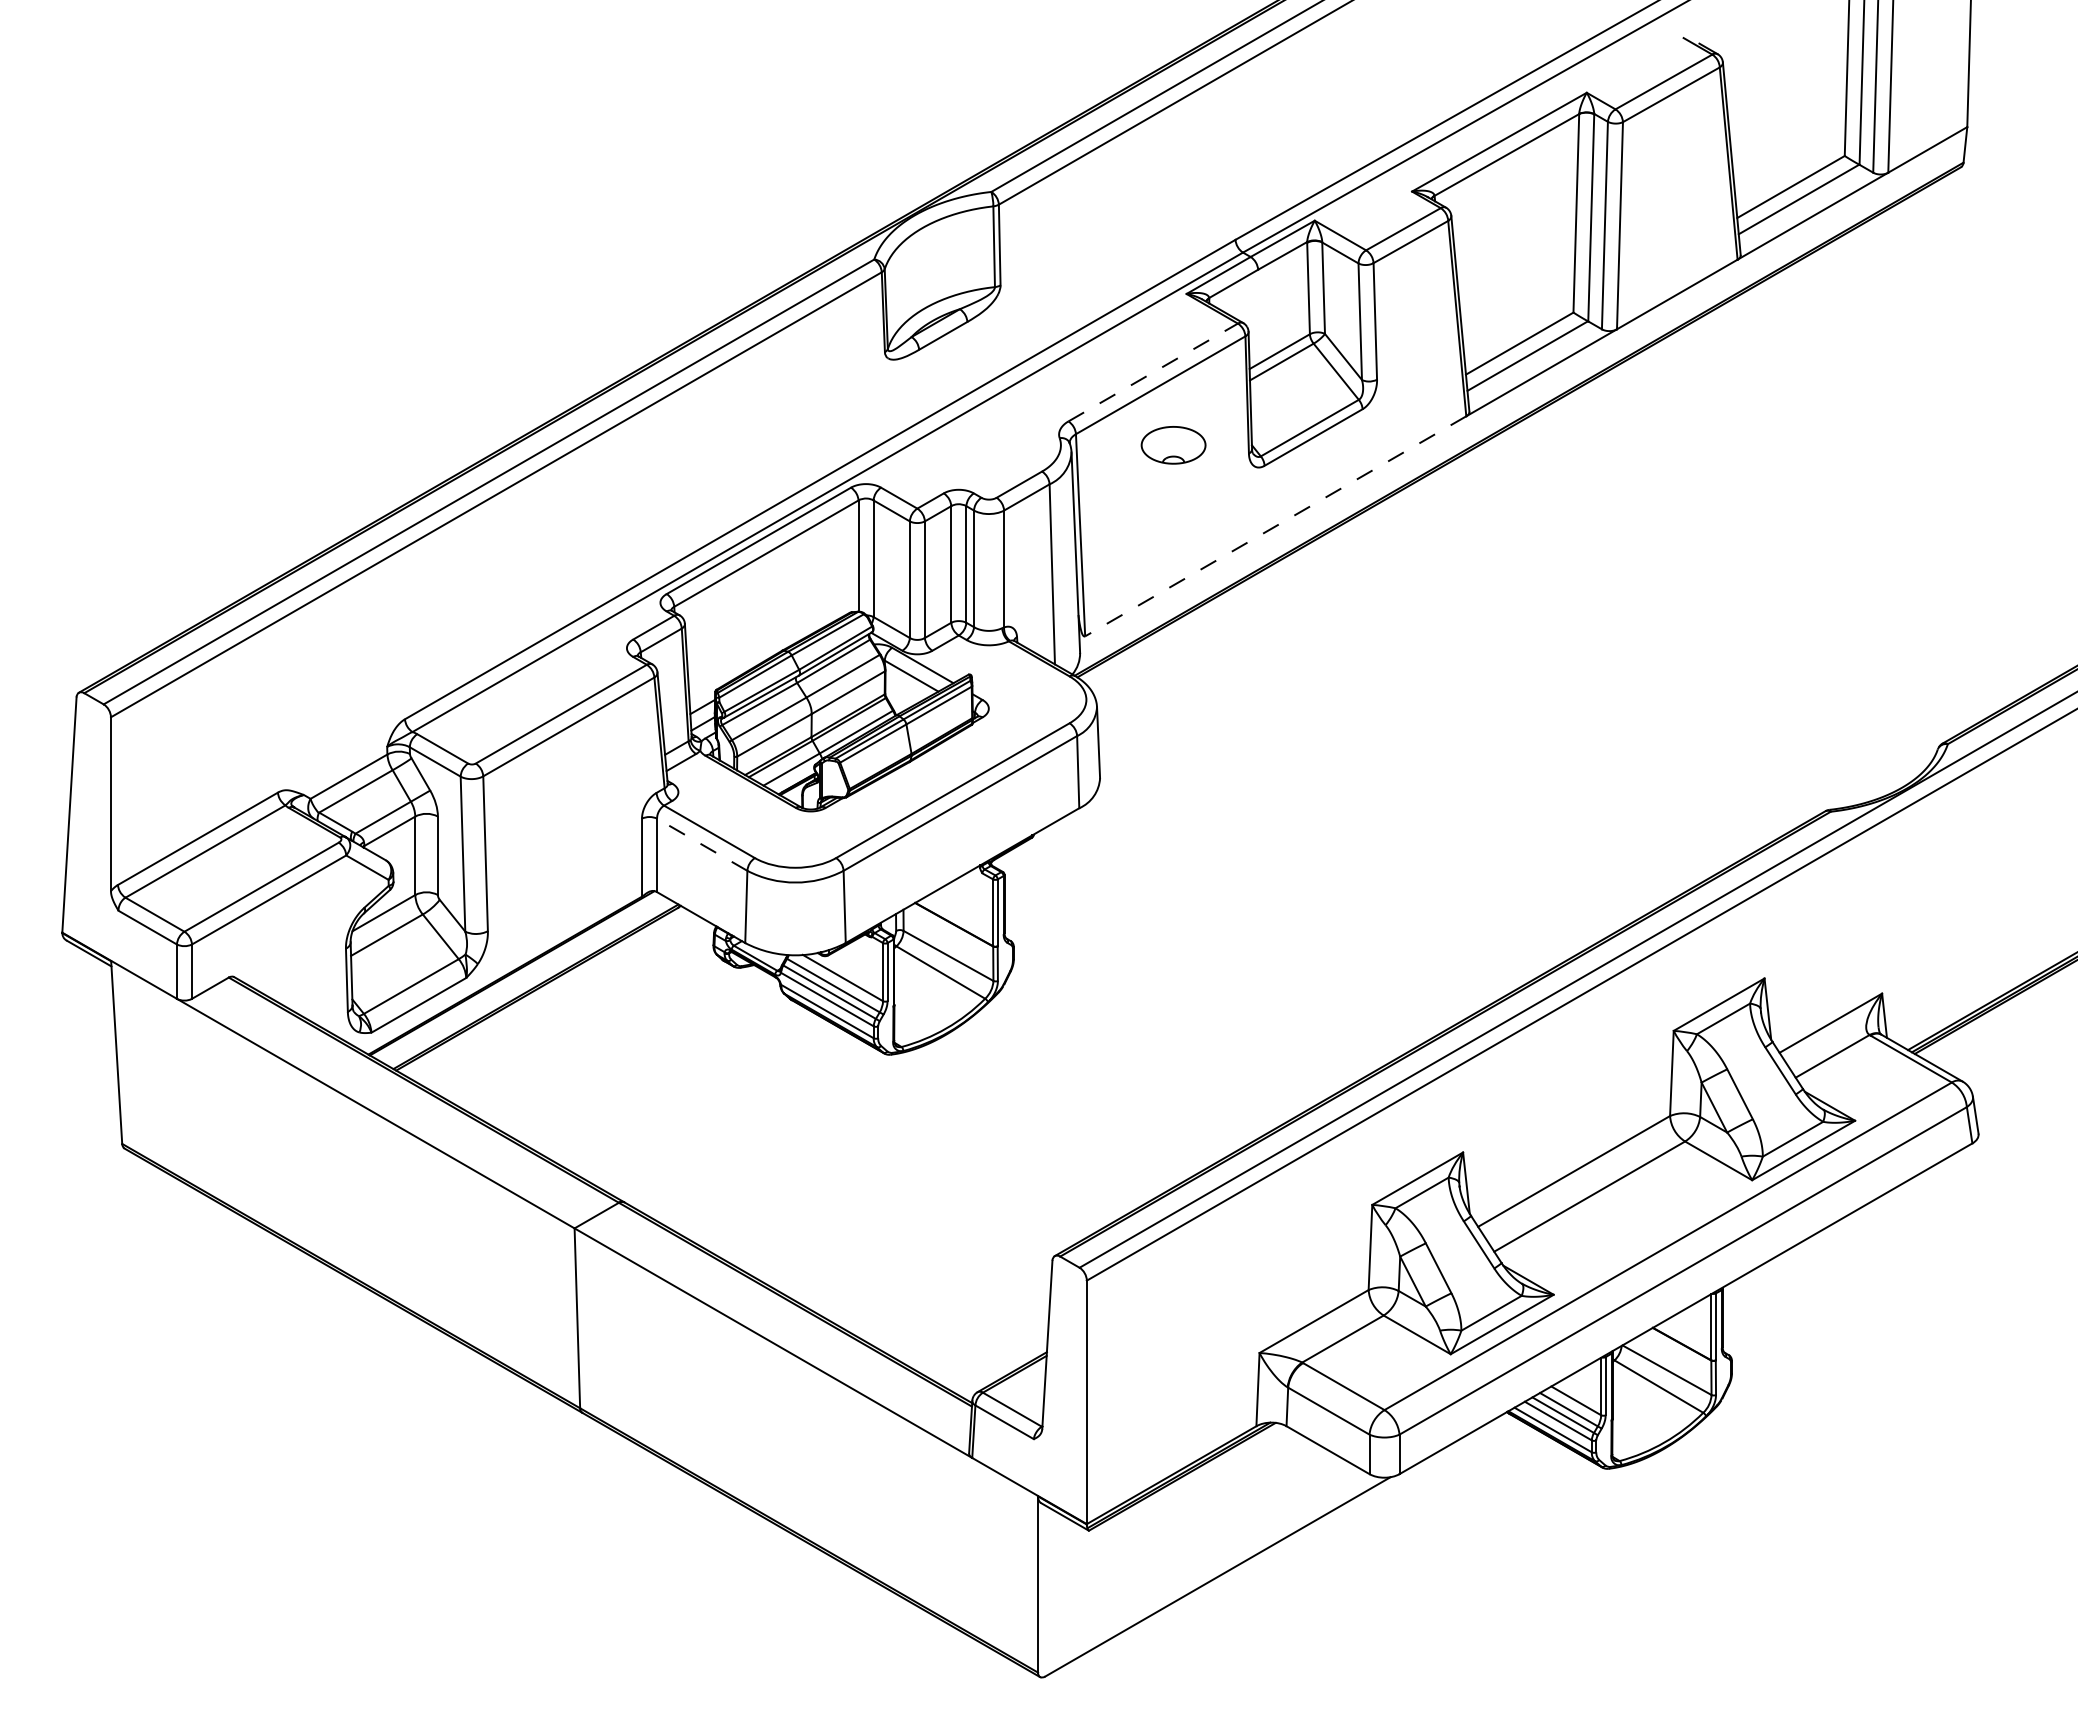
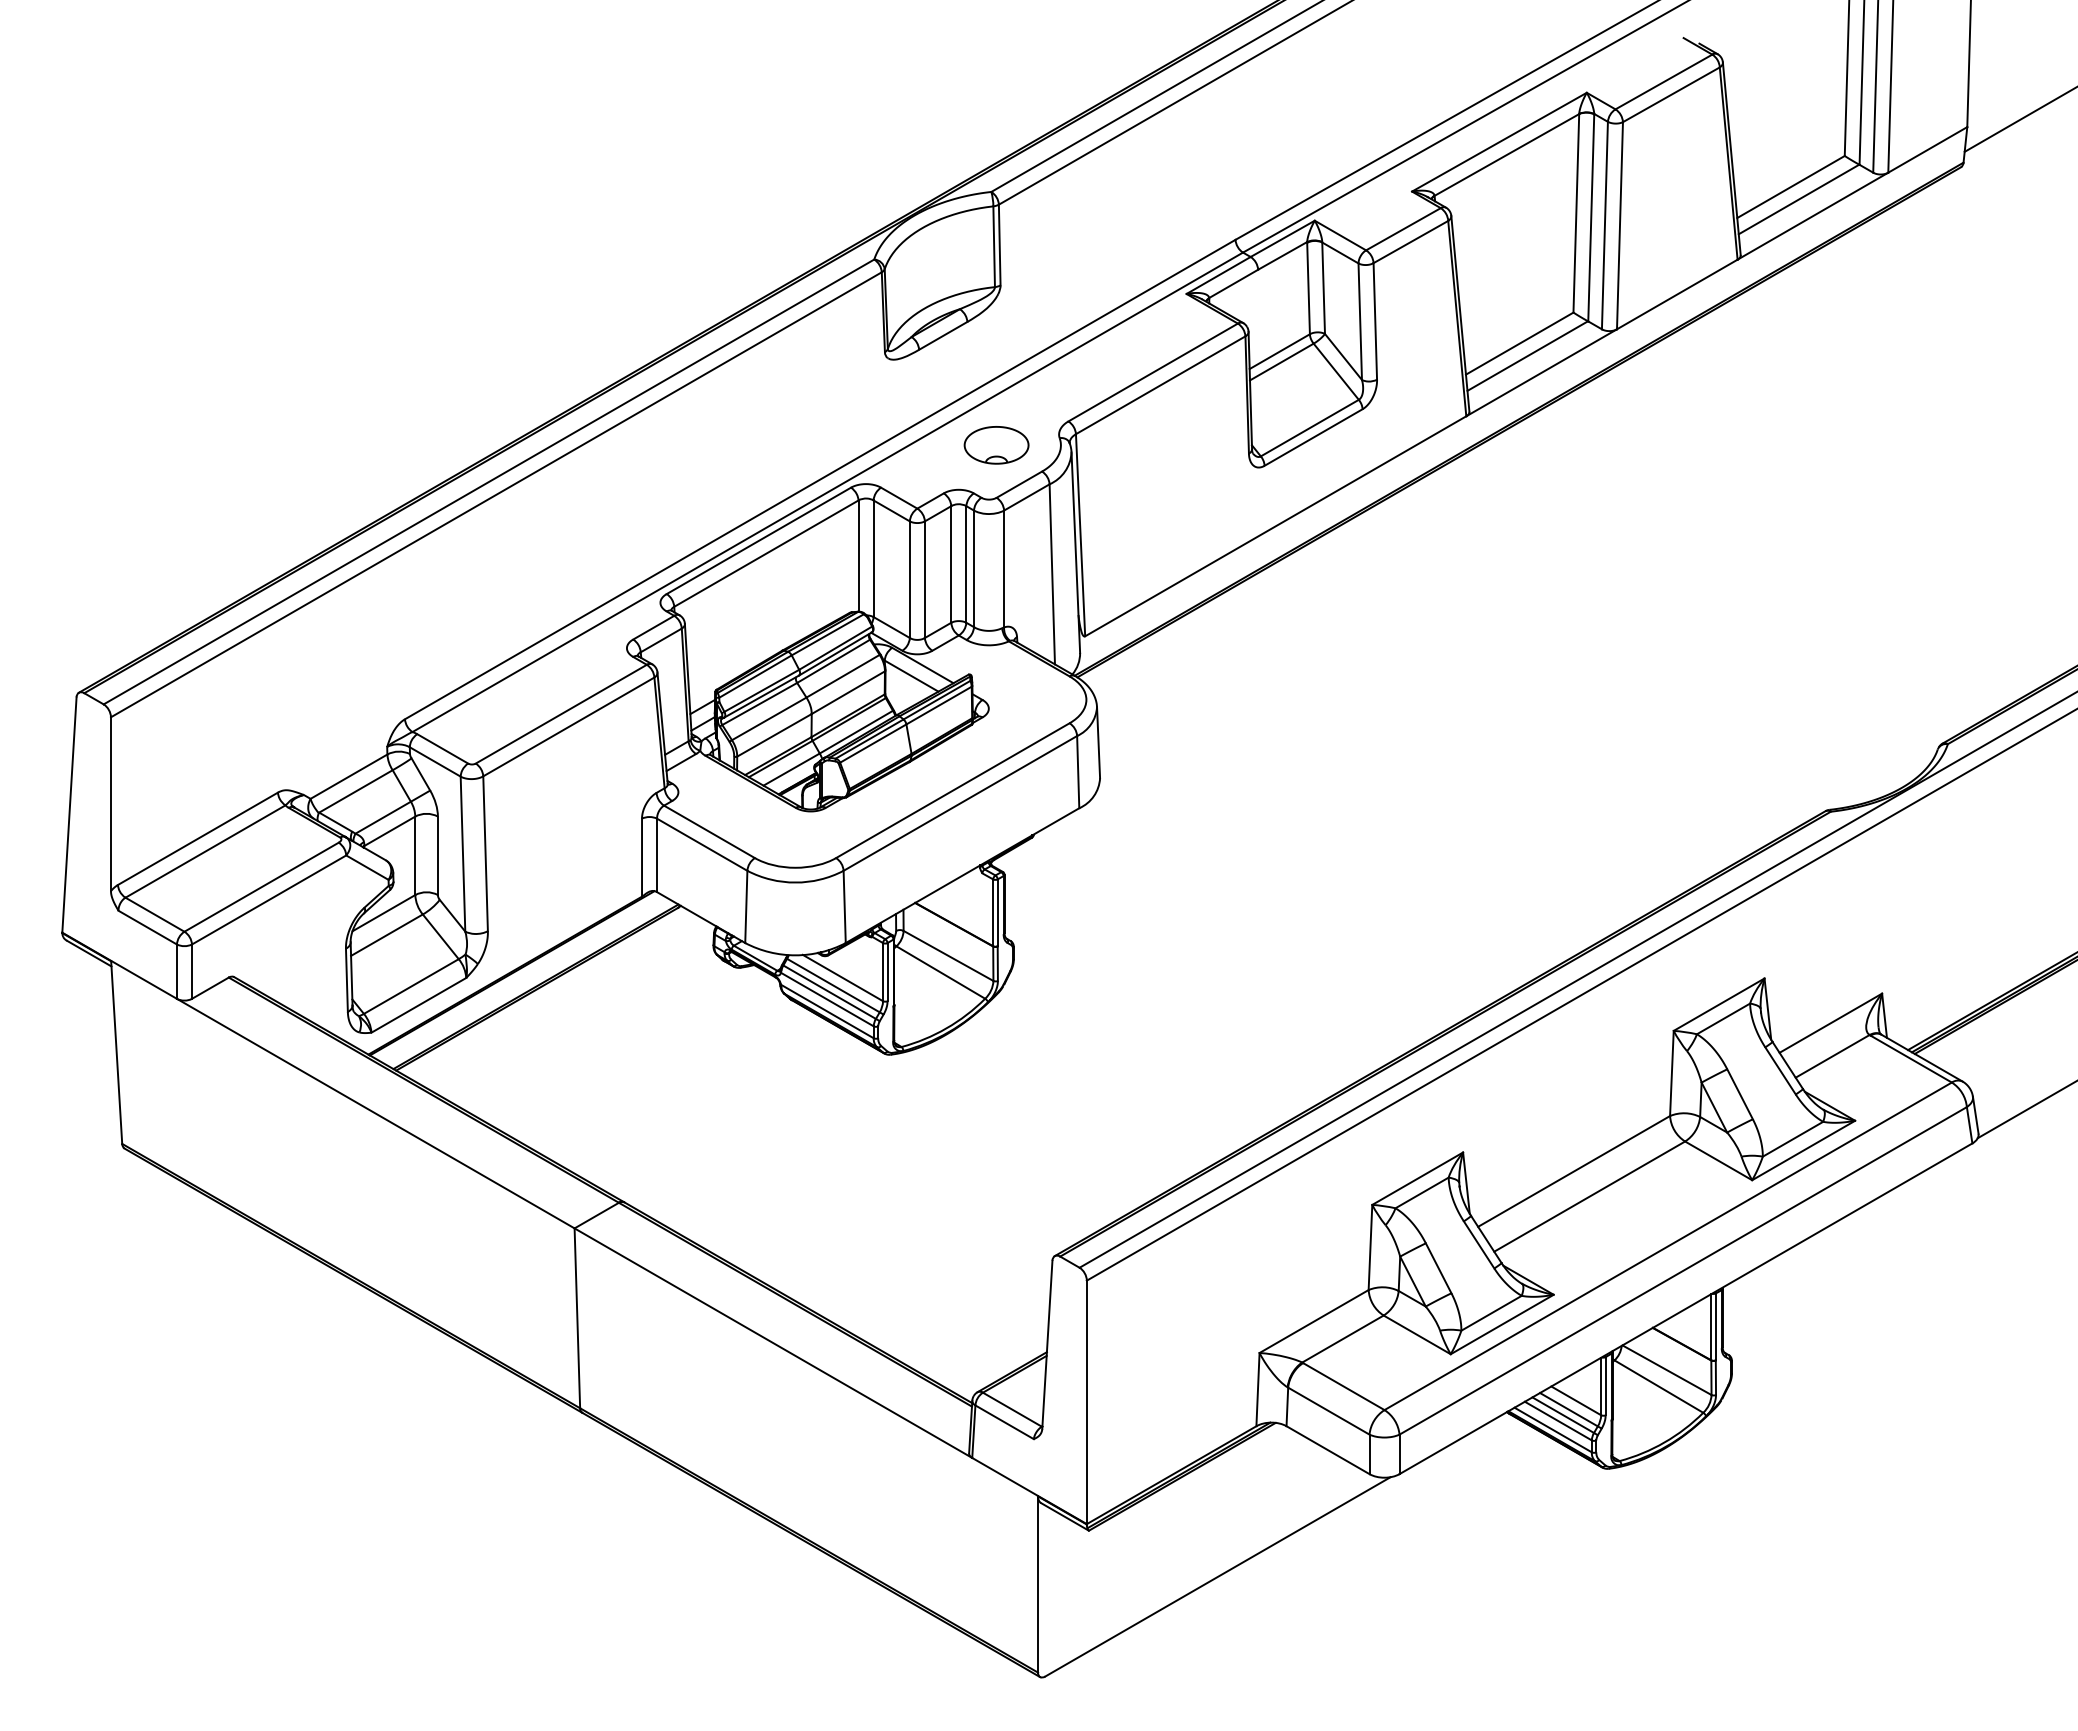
line: none -> present (2019, 119)
line: dashed -> solid (1153, 372)
part position: (1173, 445) -> (996, 445) (996, 445)
line: dashed -> solid (1275, 526)
line: dashed -> solid (701, 844)
line: none -> present (2025, 1110)
